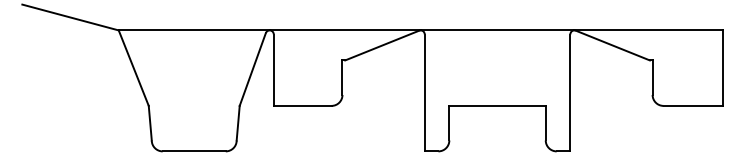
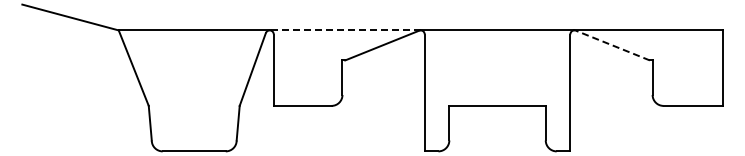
line: solid -> dashed (344, 30)
line: solid -> dashed (612, 45)
